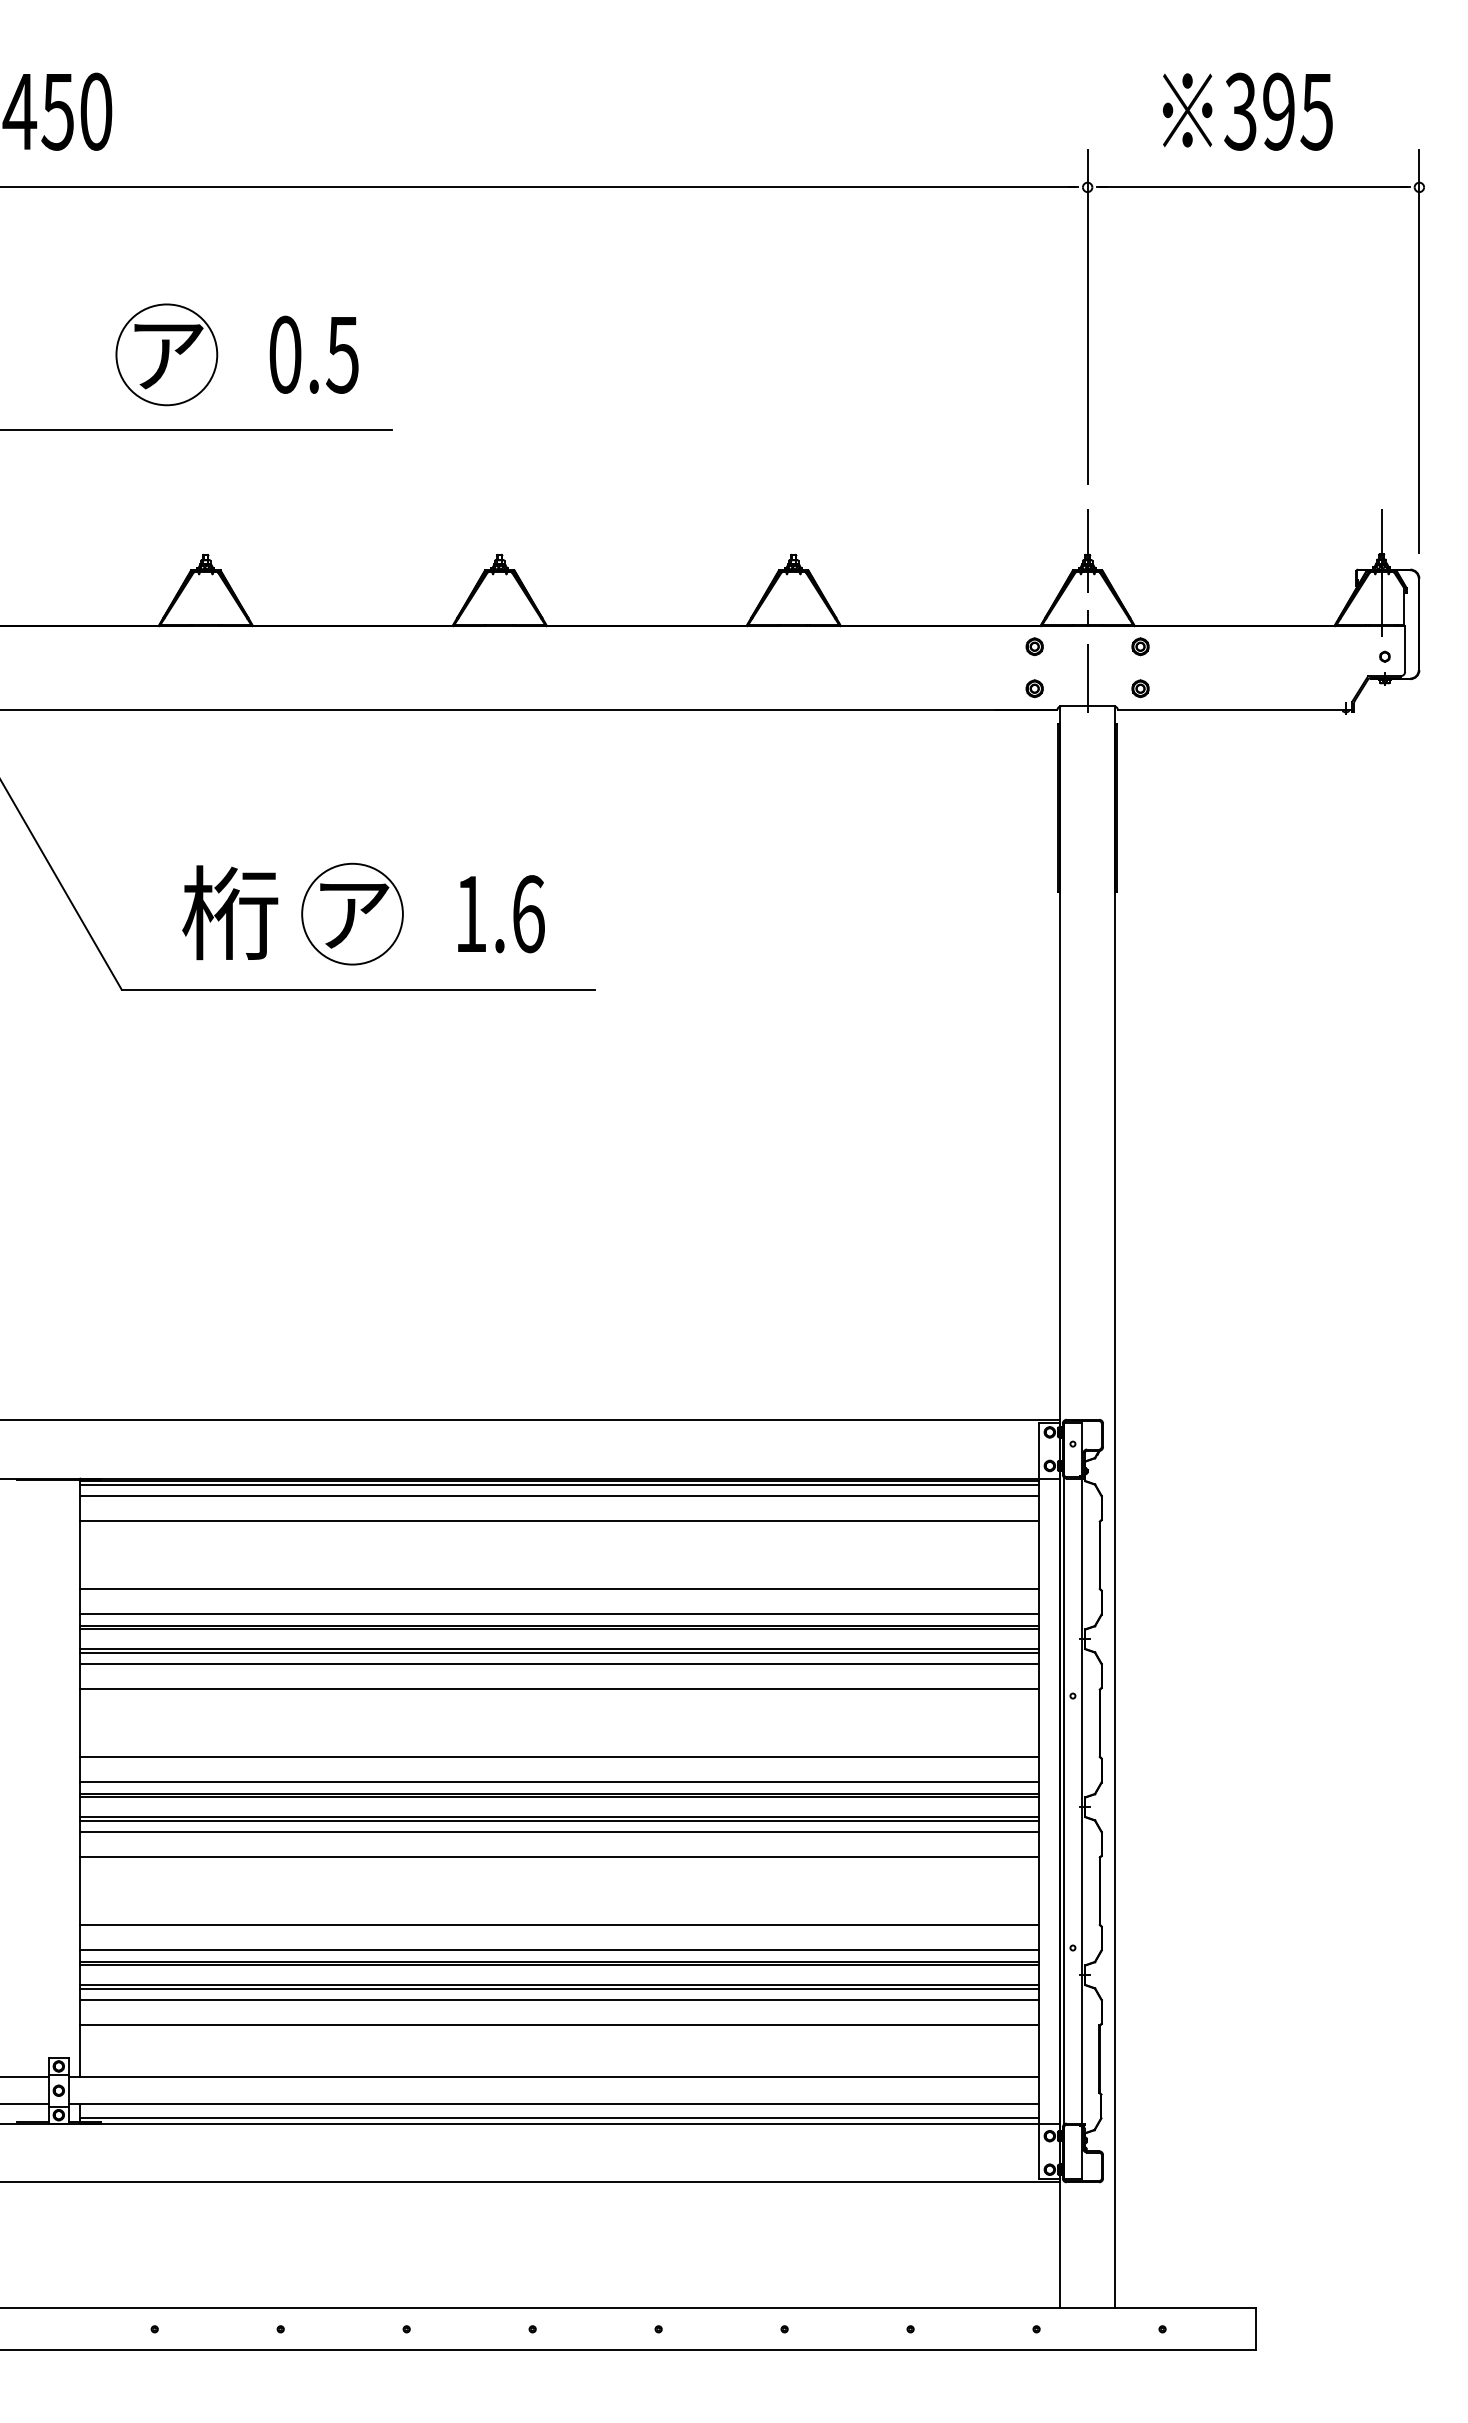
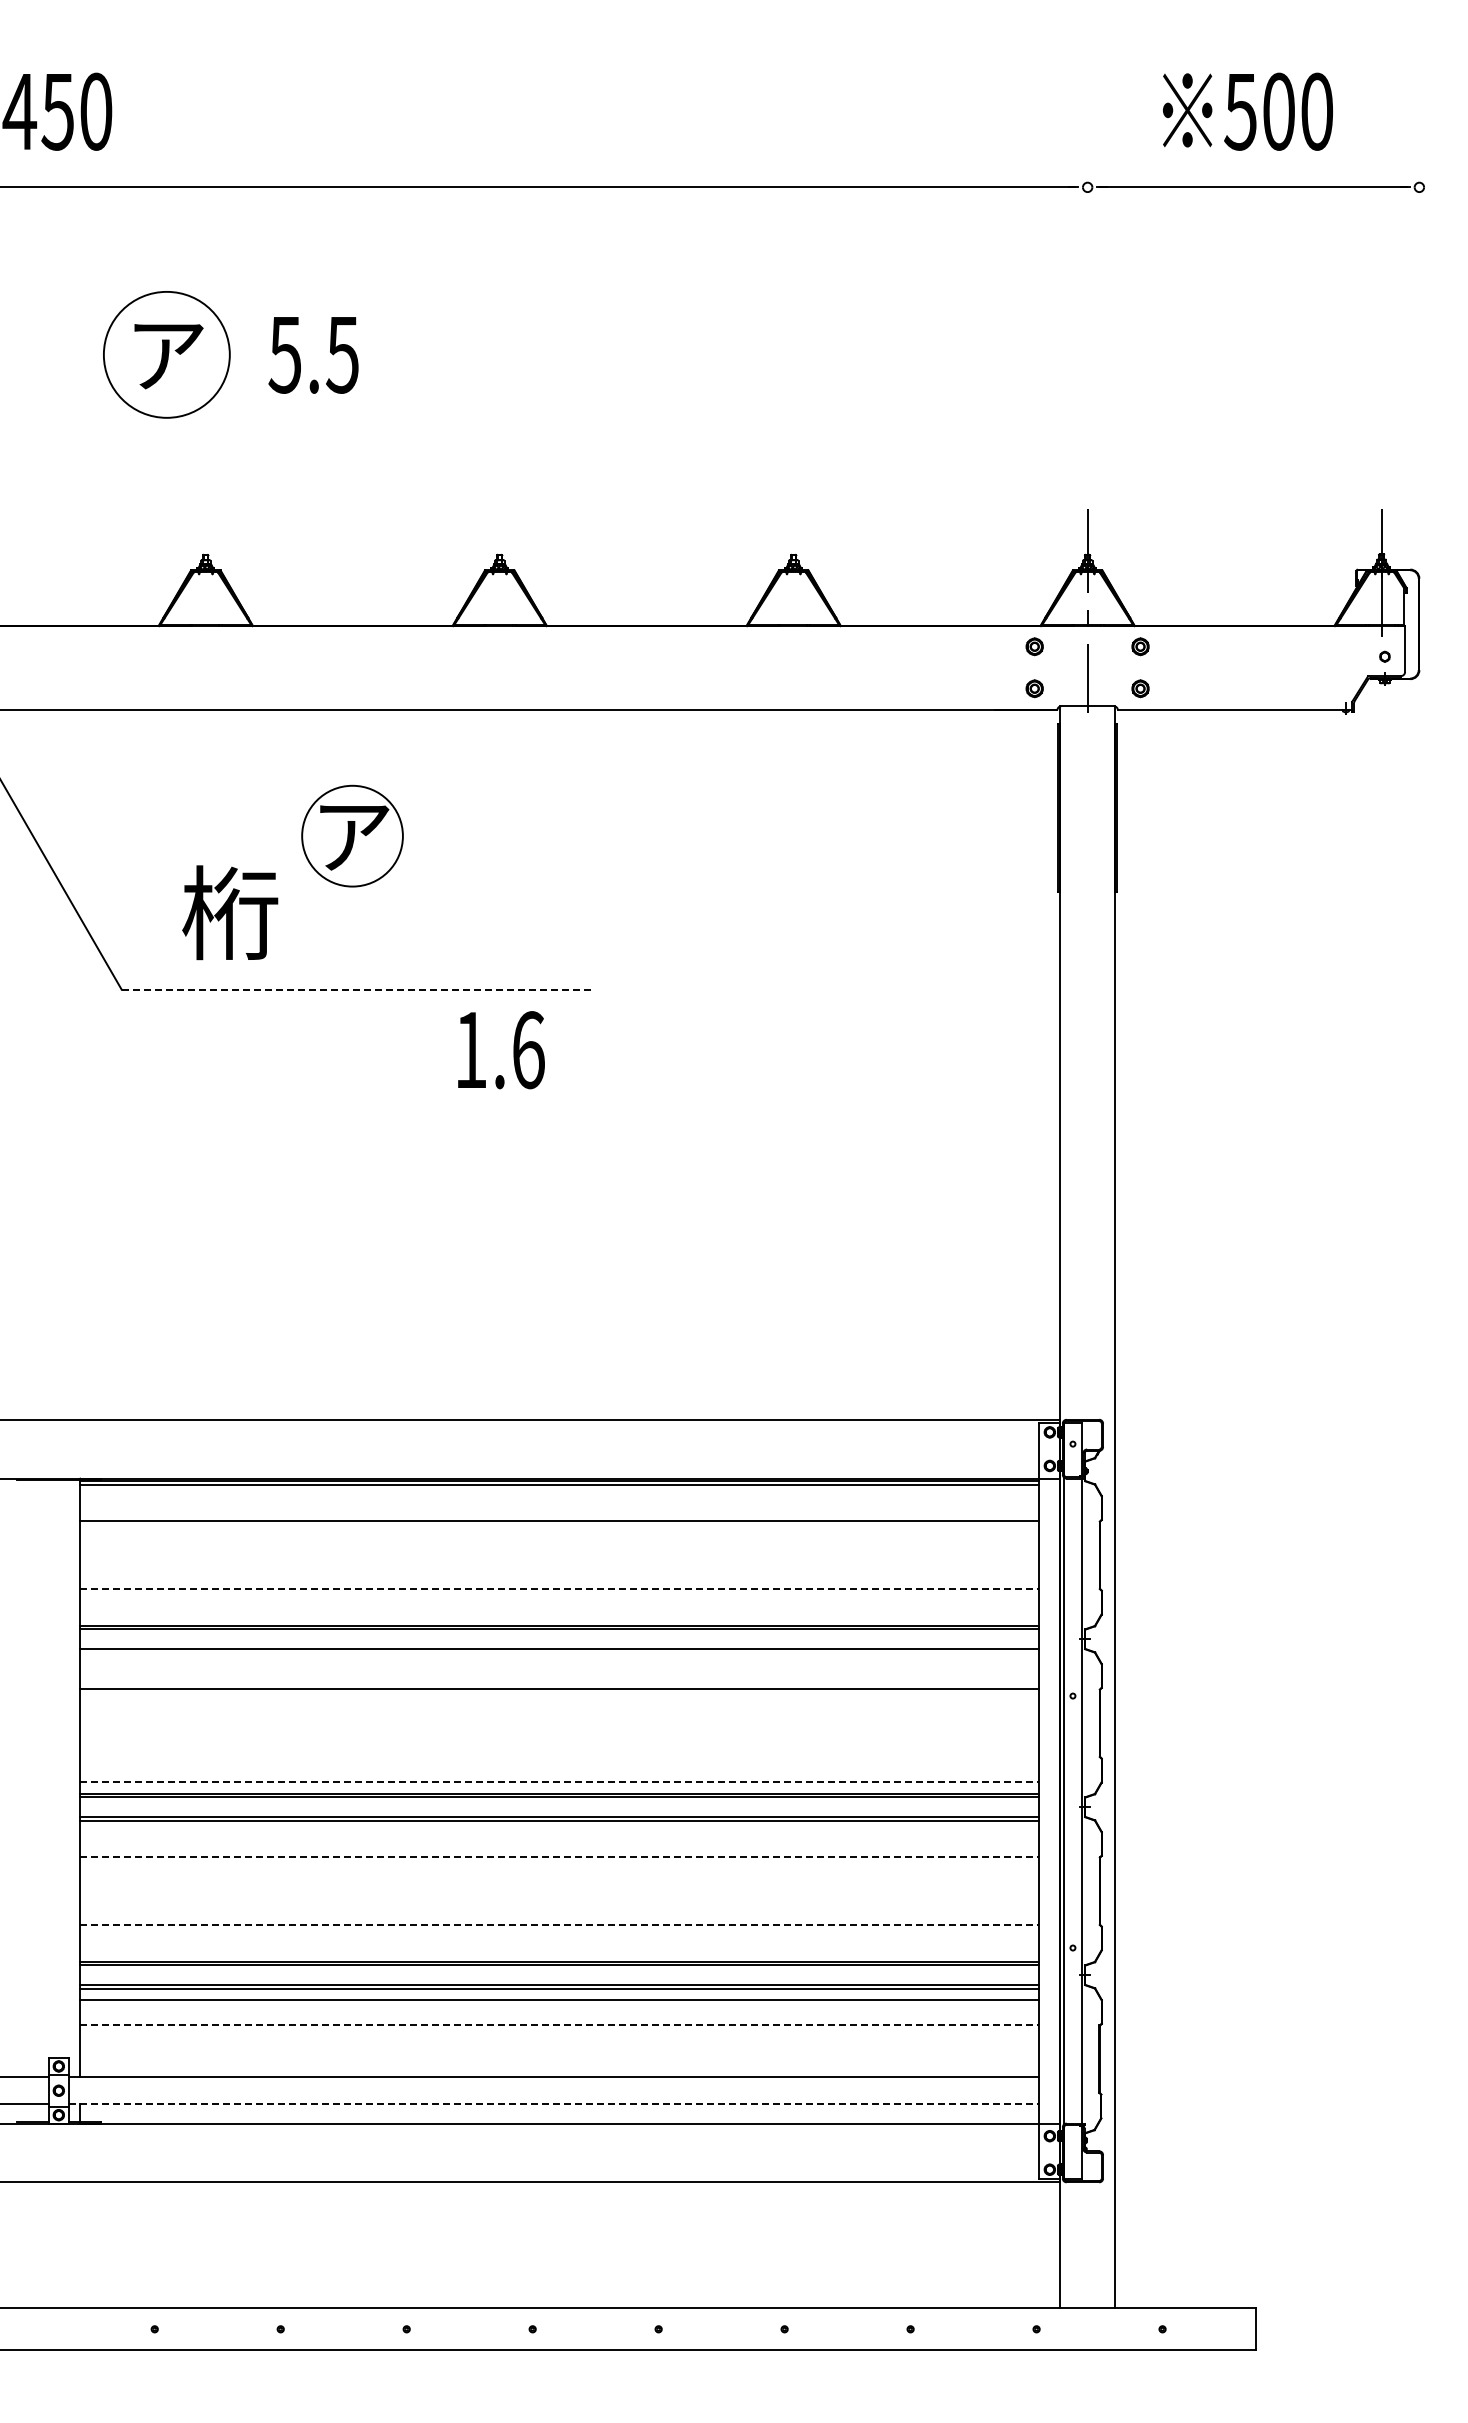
text: 395 -> 500 (1278, 111)
line: present -> none (1087, 316)
line: present -> none (1419, 351)
circle diameter: 101 px -> 126 px (166, 354)
text: 0.5 -> 5.5 (284, 354)
line: present -> none (196, 430)
part position: (352, 913) -> (352, 835) (352, 835)
text position: (501, 914) -> (501, 1050) (501, 1050)
line: solid -> dashed (358, 989)
line: present -> none (559, 1496)
line: solid -> dashed (559, 1589)
line: present -> none (559, 1614)
line: present -> none (559, 1652)
line: present -> none (559, 1664)
line: present -> none (559, 1757)
line: solid -> dashed (559, 1782)
line: present -> none (559, 1832)
line: solid -> dashed (559, 1857)
line: solid -> dashed (559, 1925)
line: present -> none (559, 1950)
line: solid -> dashed (559, 2025)
line: solid -> dashed (554, 2104)
line: present -> none (559, 2118)
